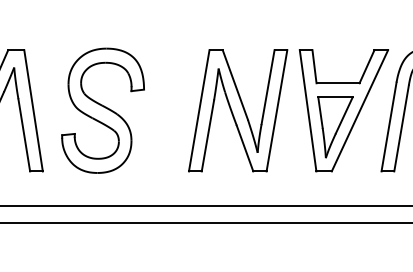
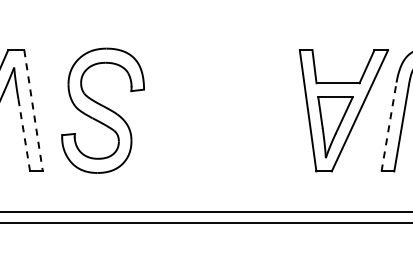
part: present -> none (238, 110)
line: solid -> dashed (33, 111)
line: solid -> dashed (389, 126)
line: solid -> dashed (24, 135)
line position: (205, 206) -> (205, 212) (205, 212)
